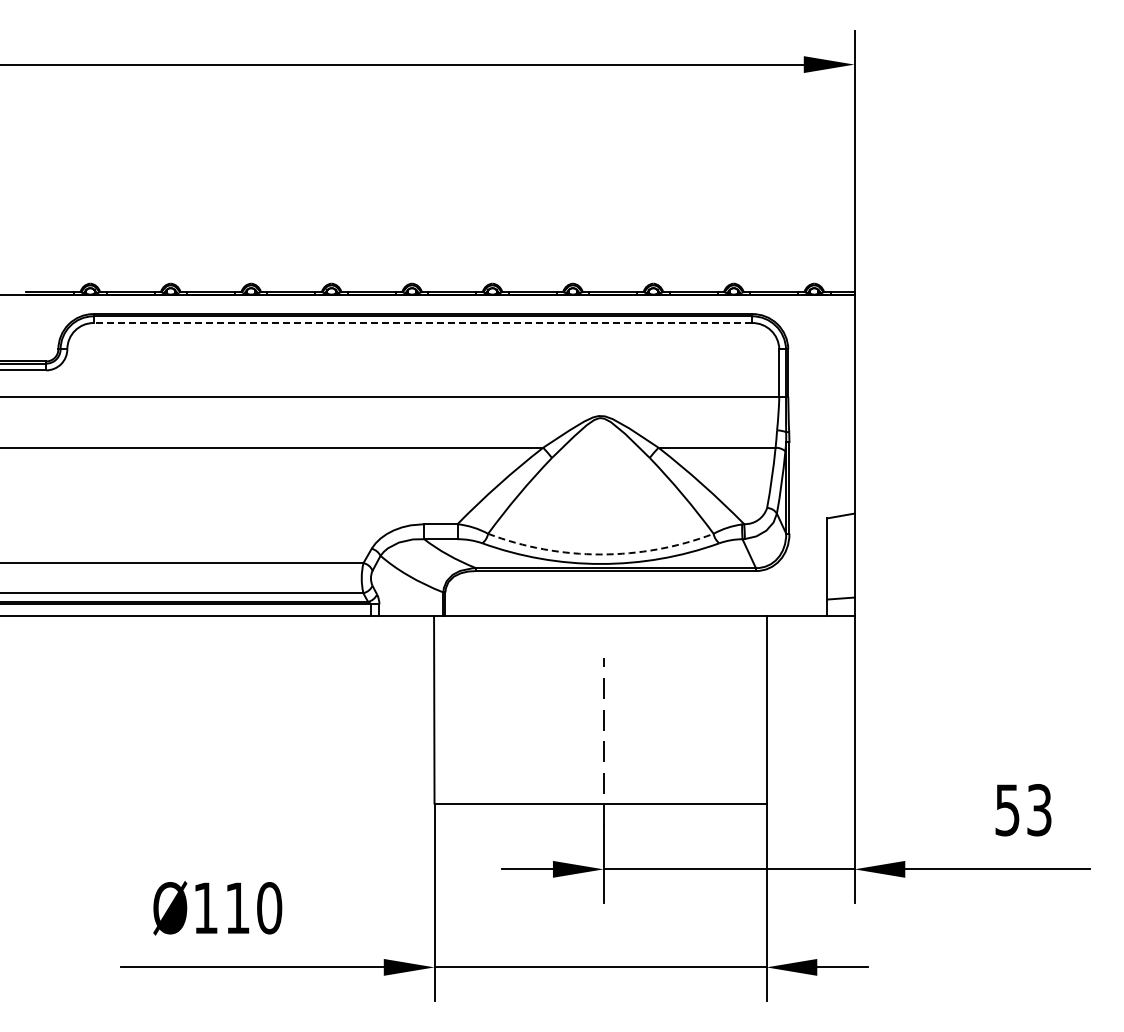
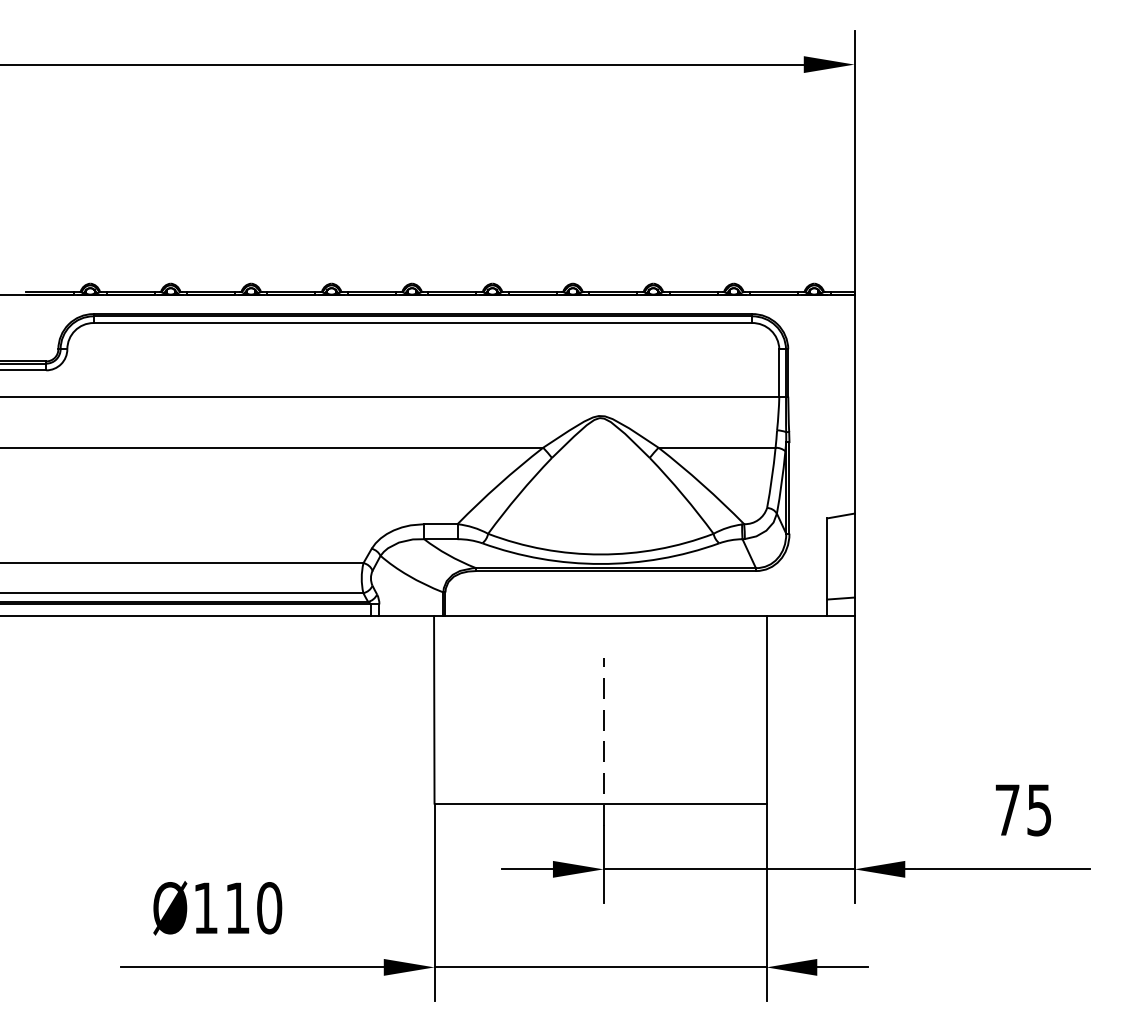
line: dashed -> solid (422, 323)
arc: dashed -> solid (600, 554)
text: 53 -> 75 (1023, 810)
